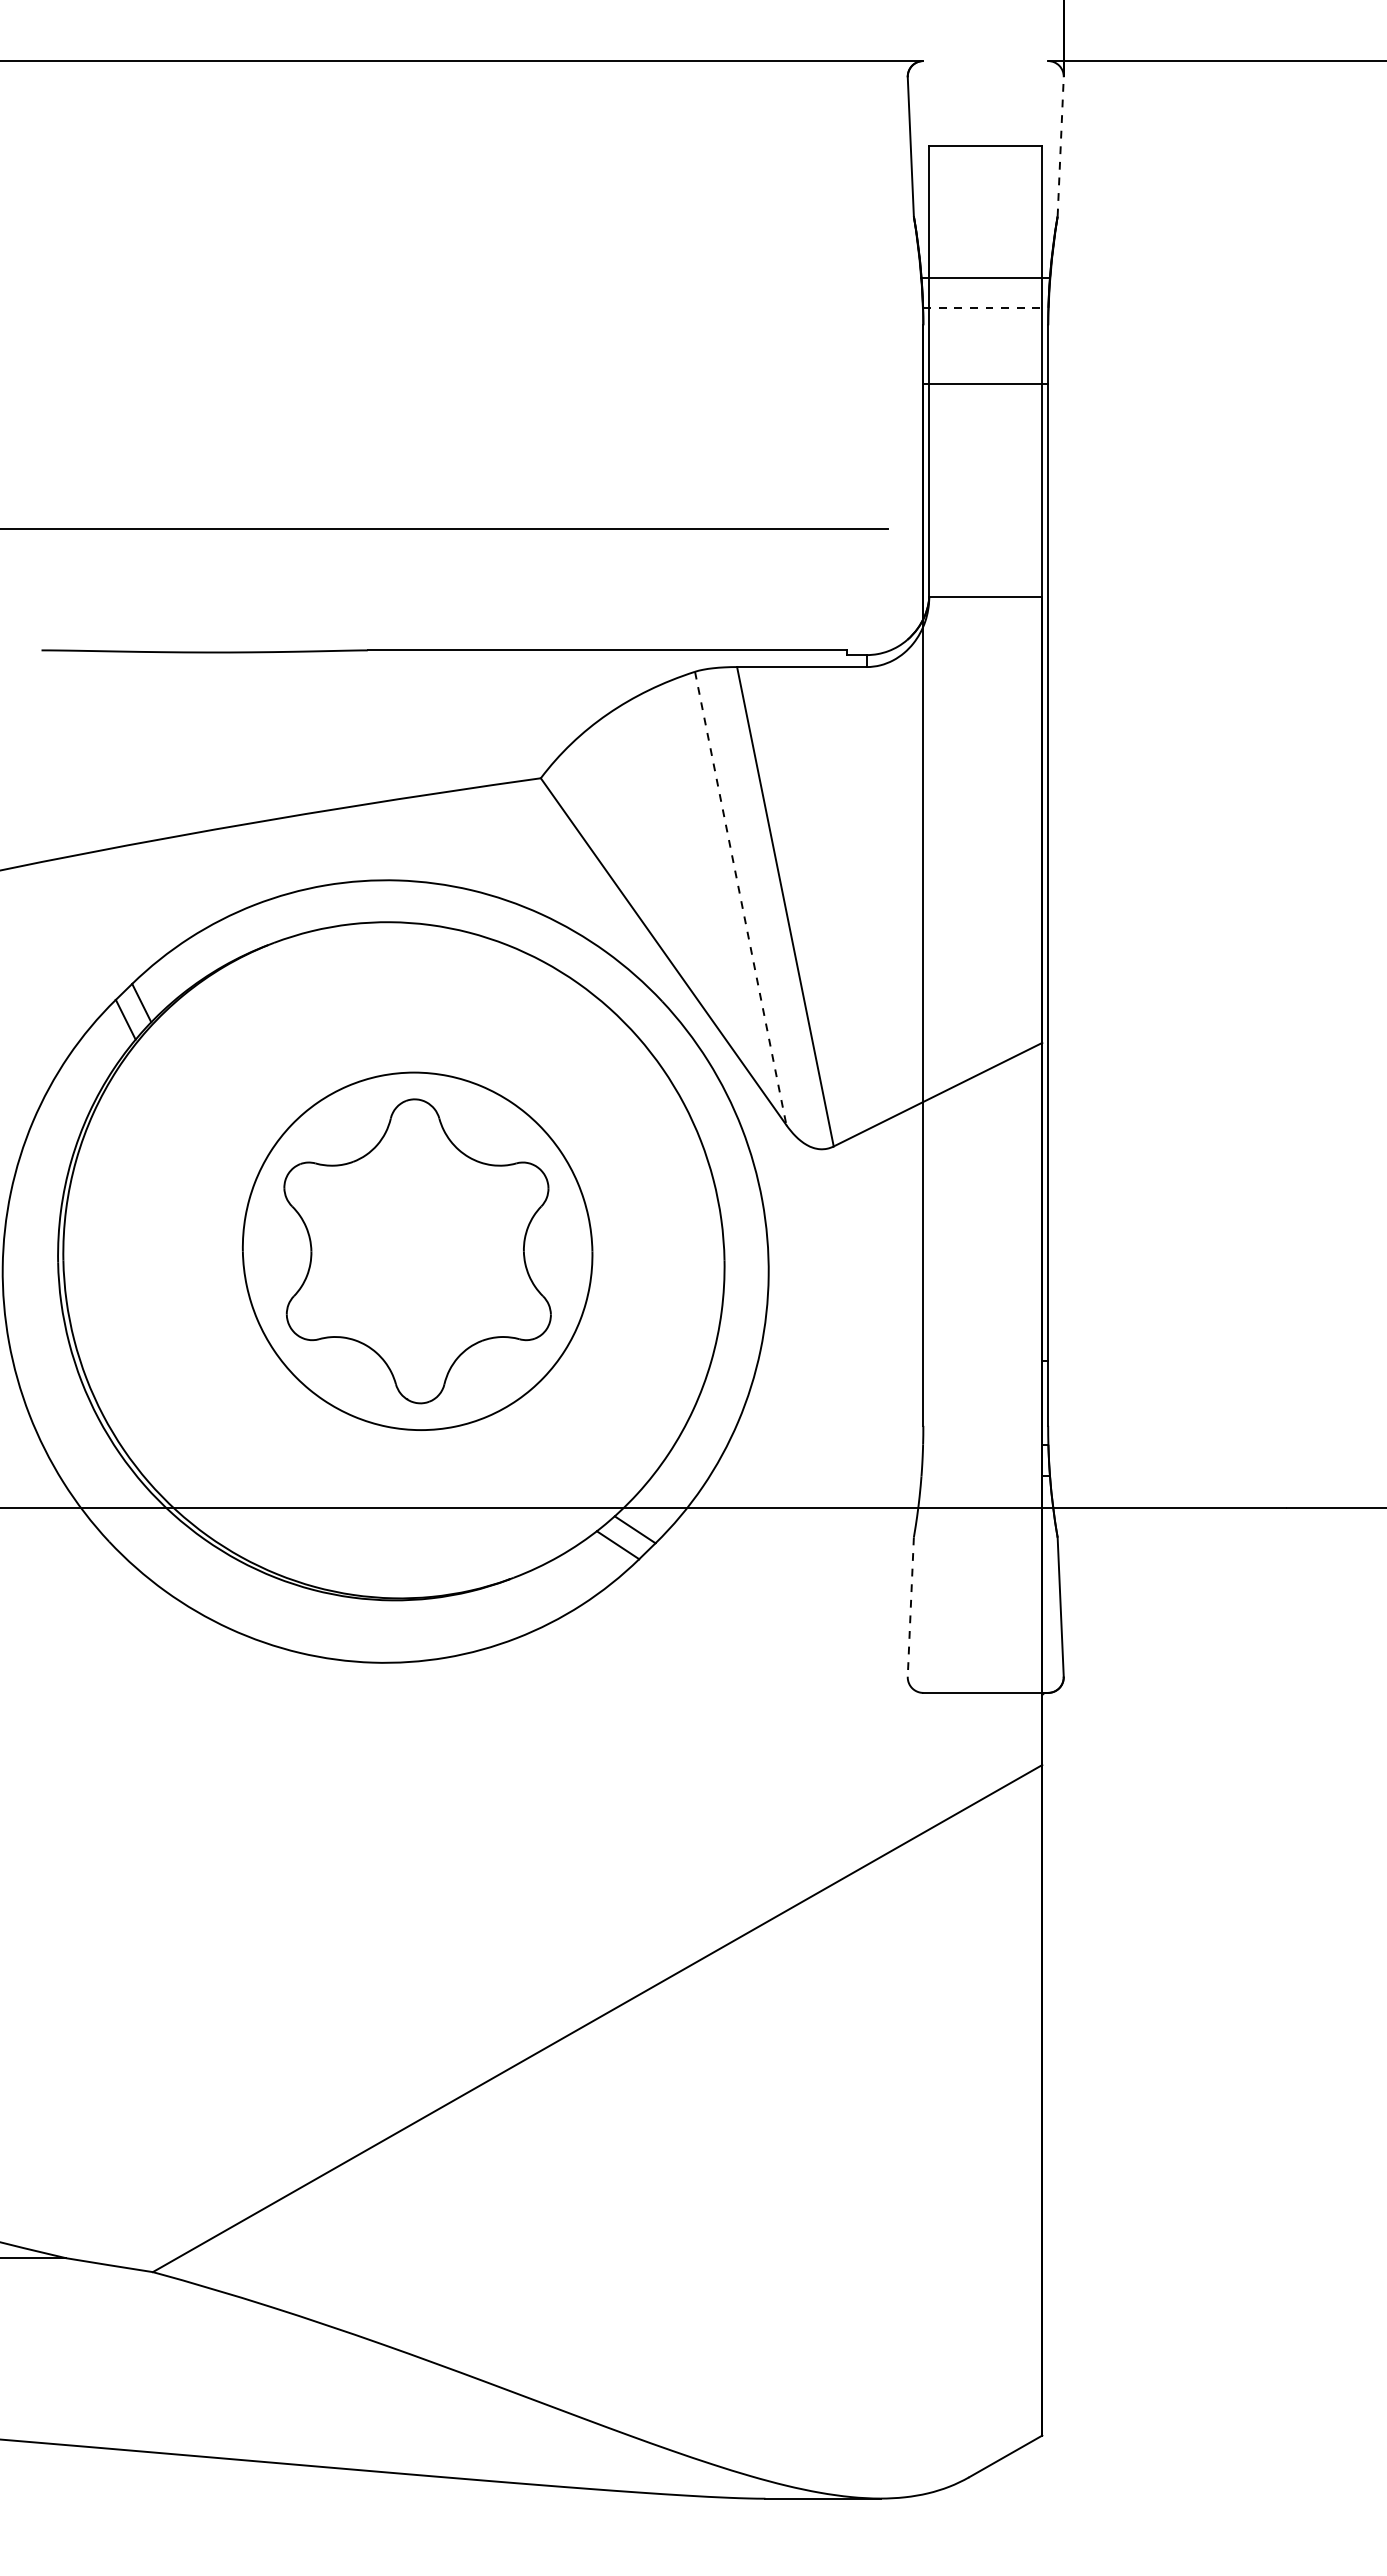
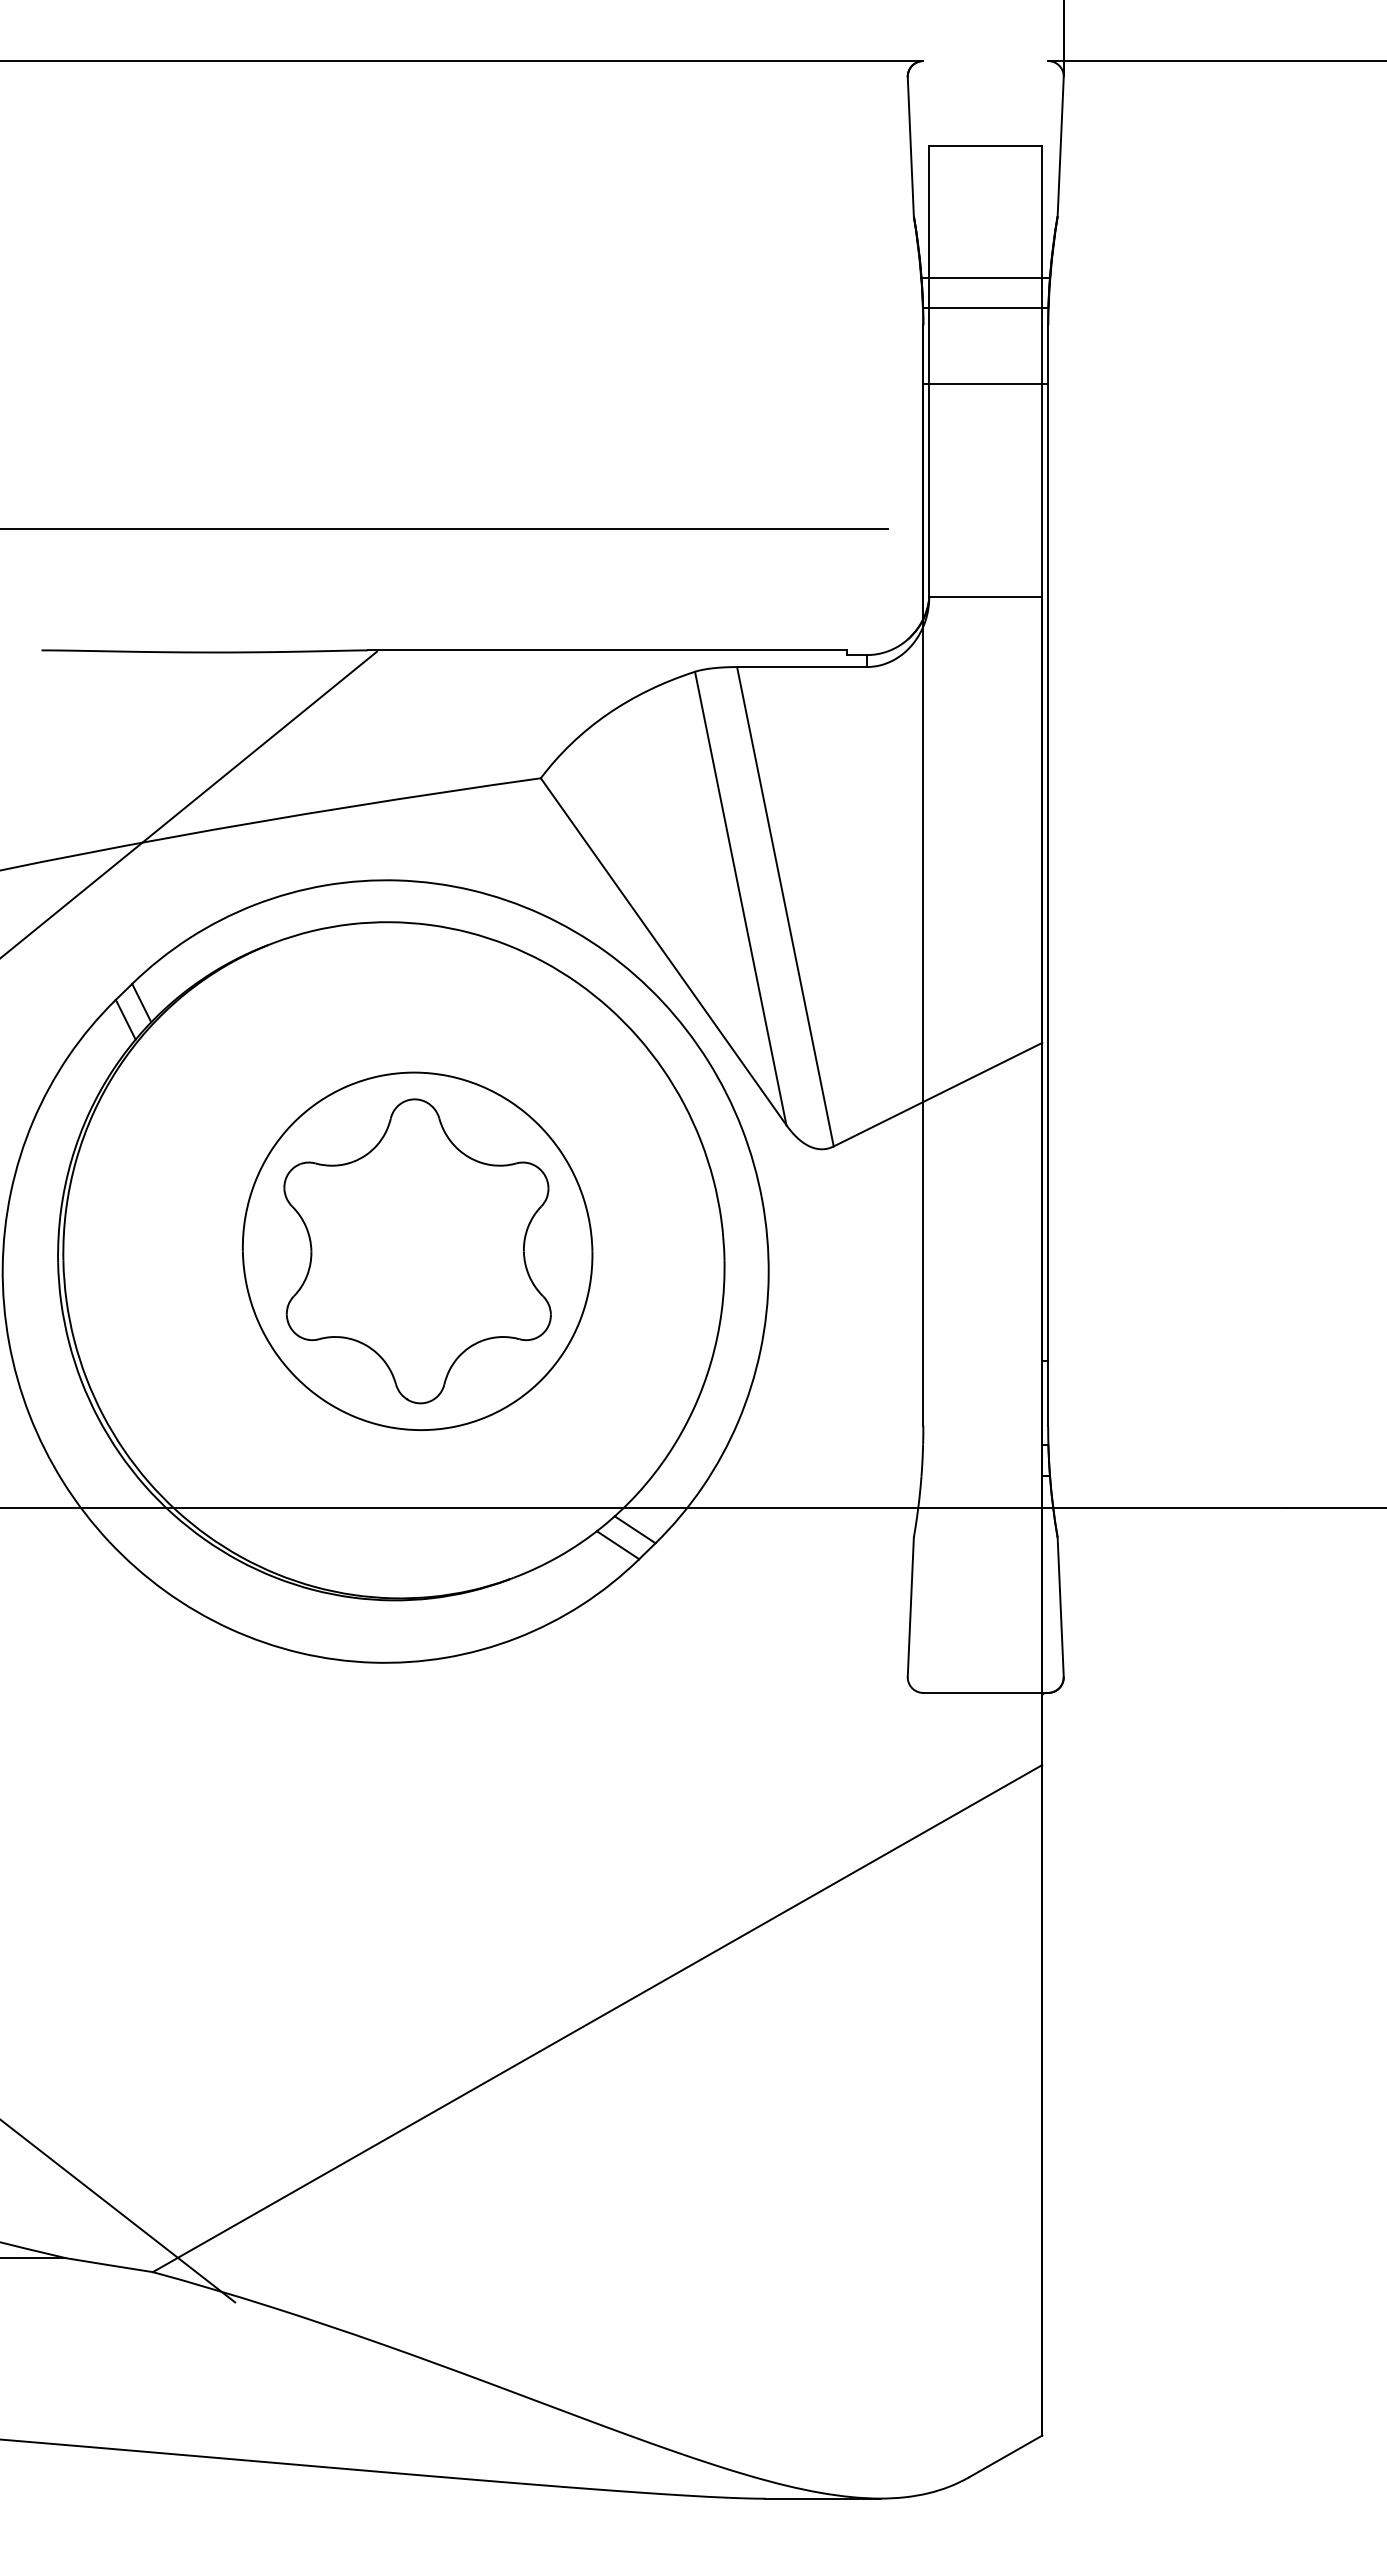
line: dashed -> solid (1060, 146)
line: dashed -> solid (985, 307)
line: none -> present (189, 803)
line: dashed -> solid (740, 898)
line: dashed -> solid (910, 1607)
line: none -> present (118, 2211)
